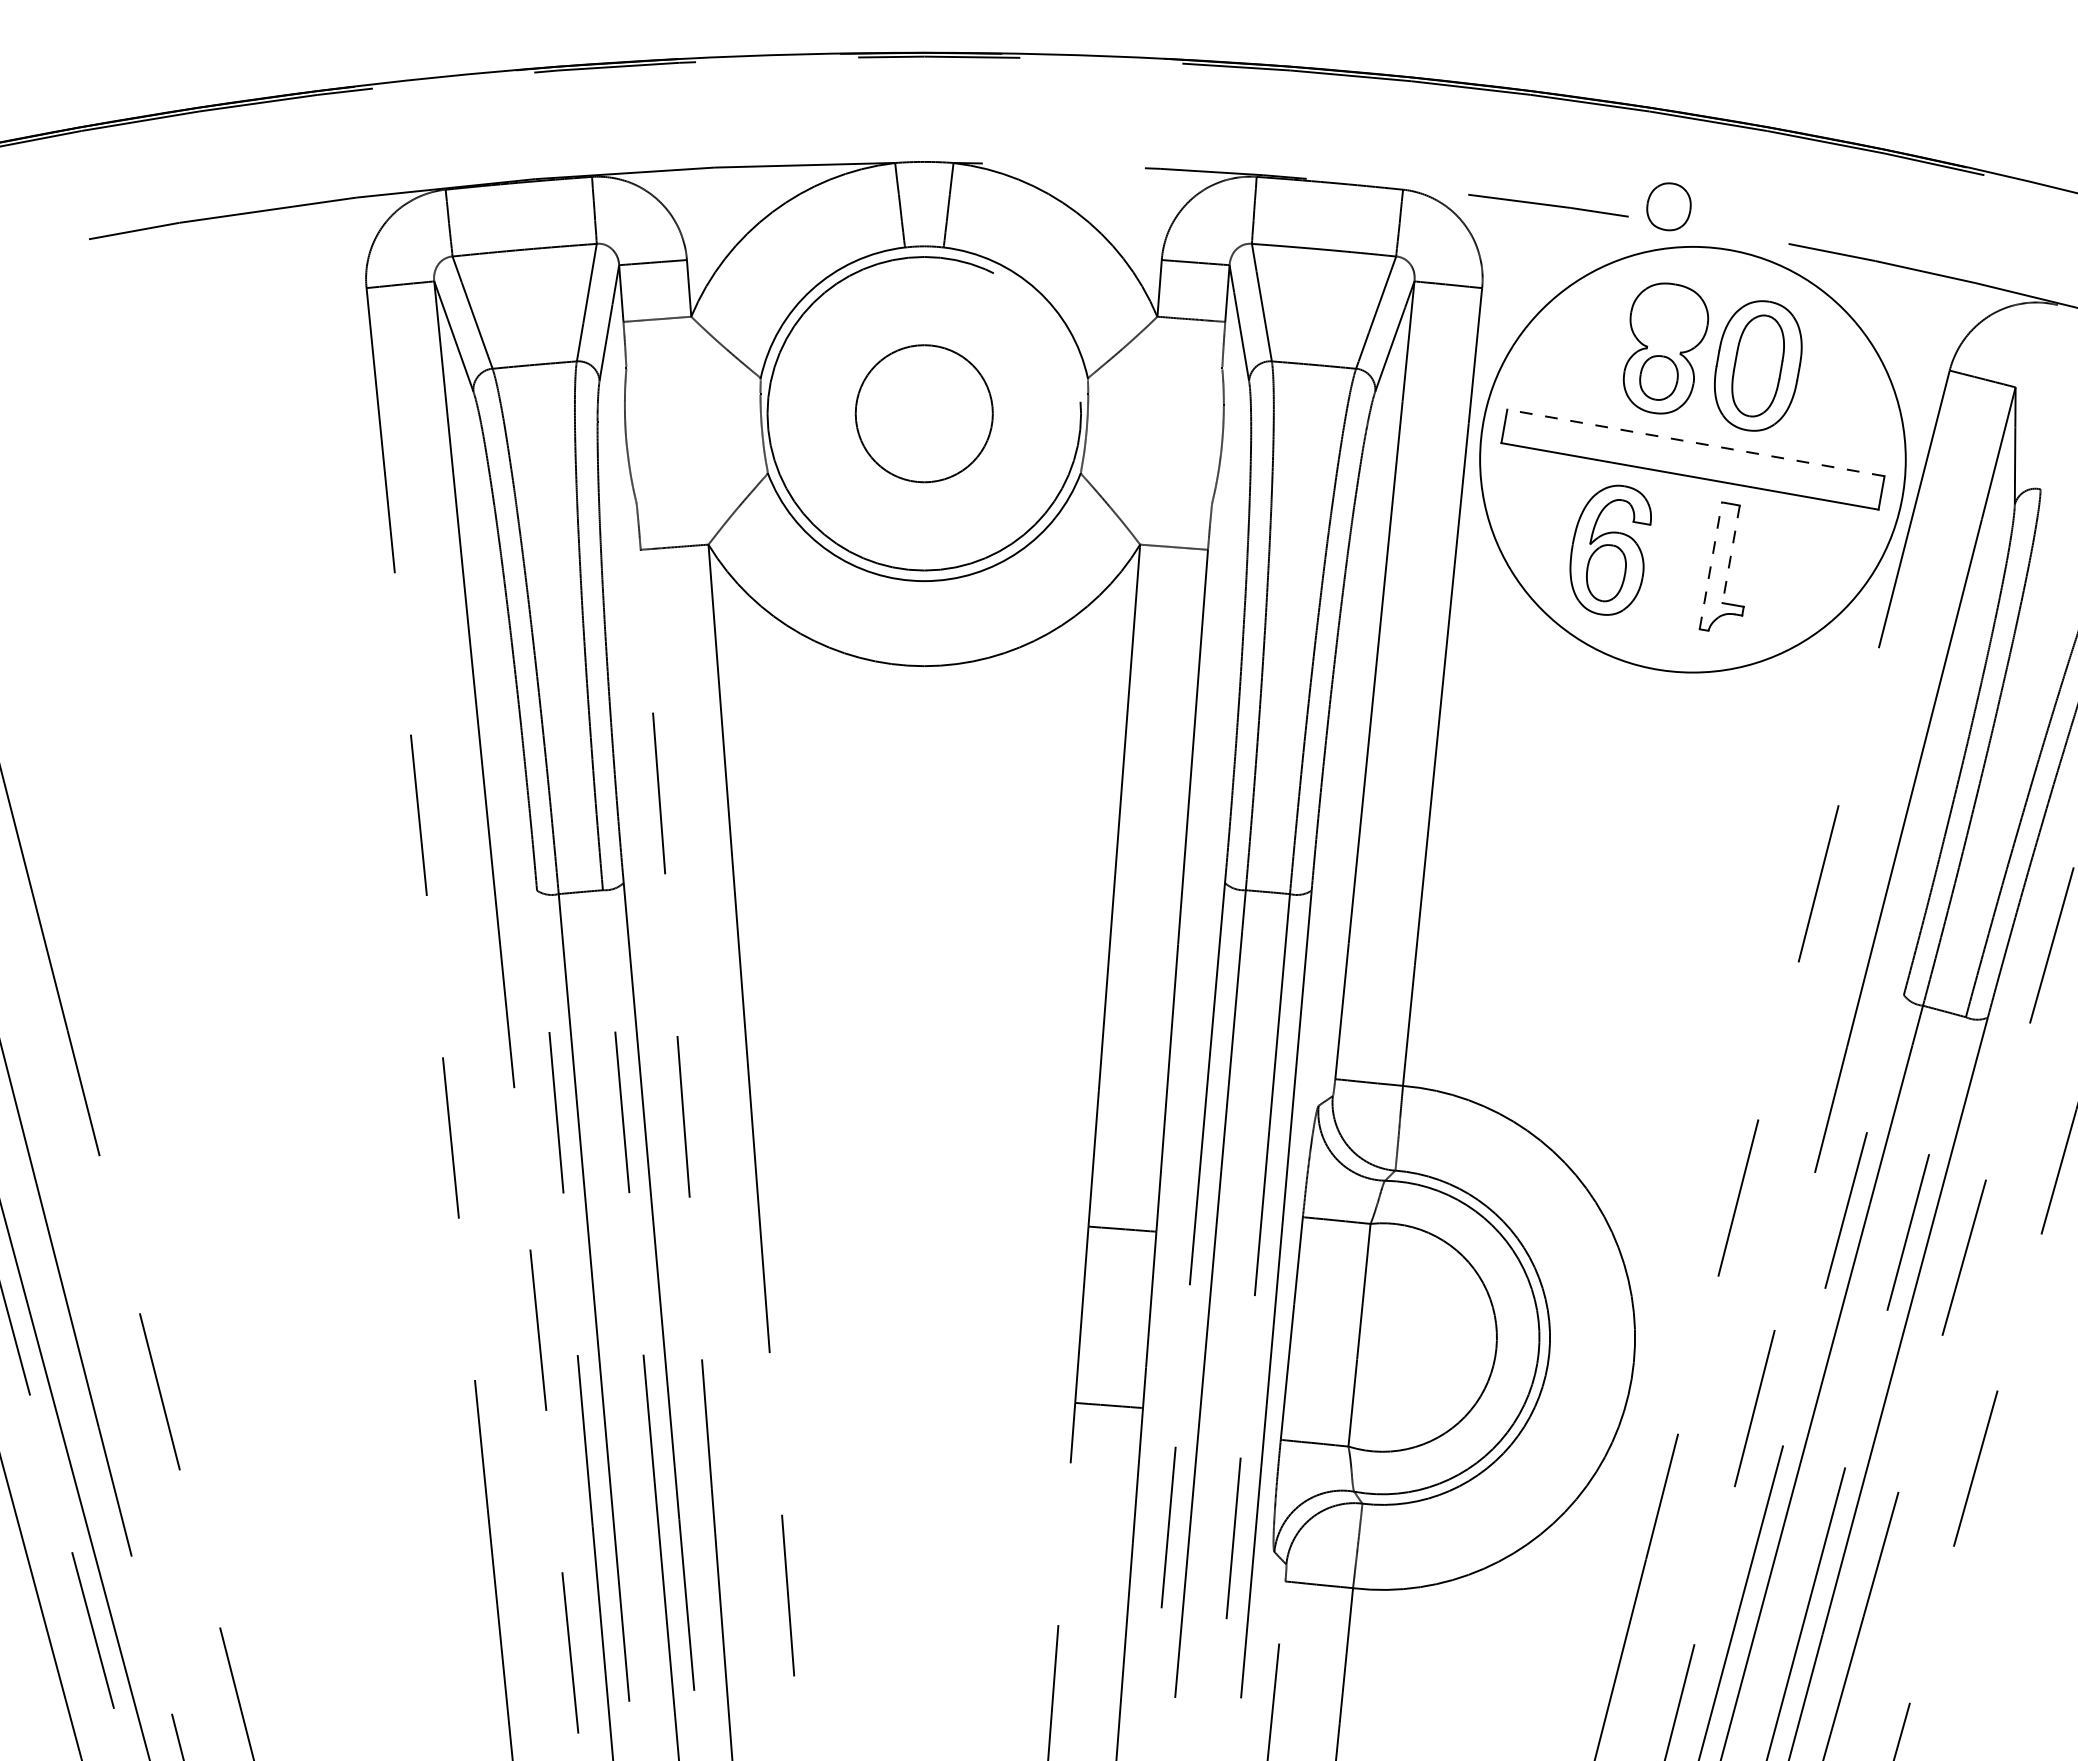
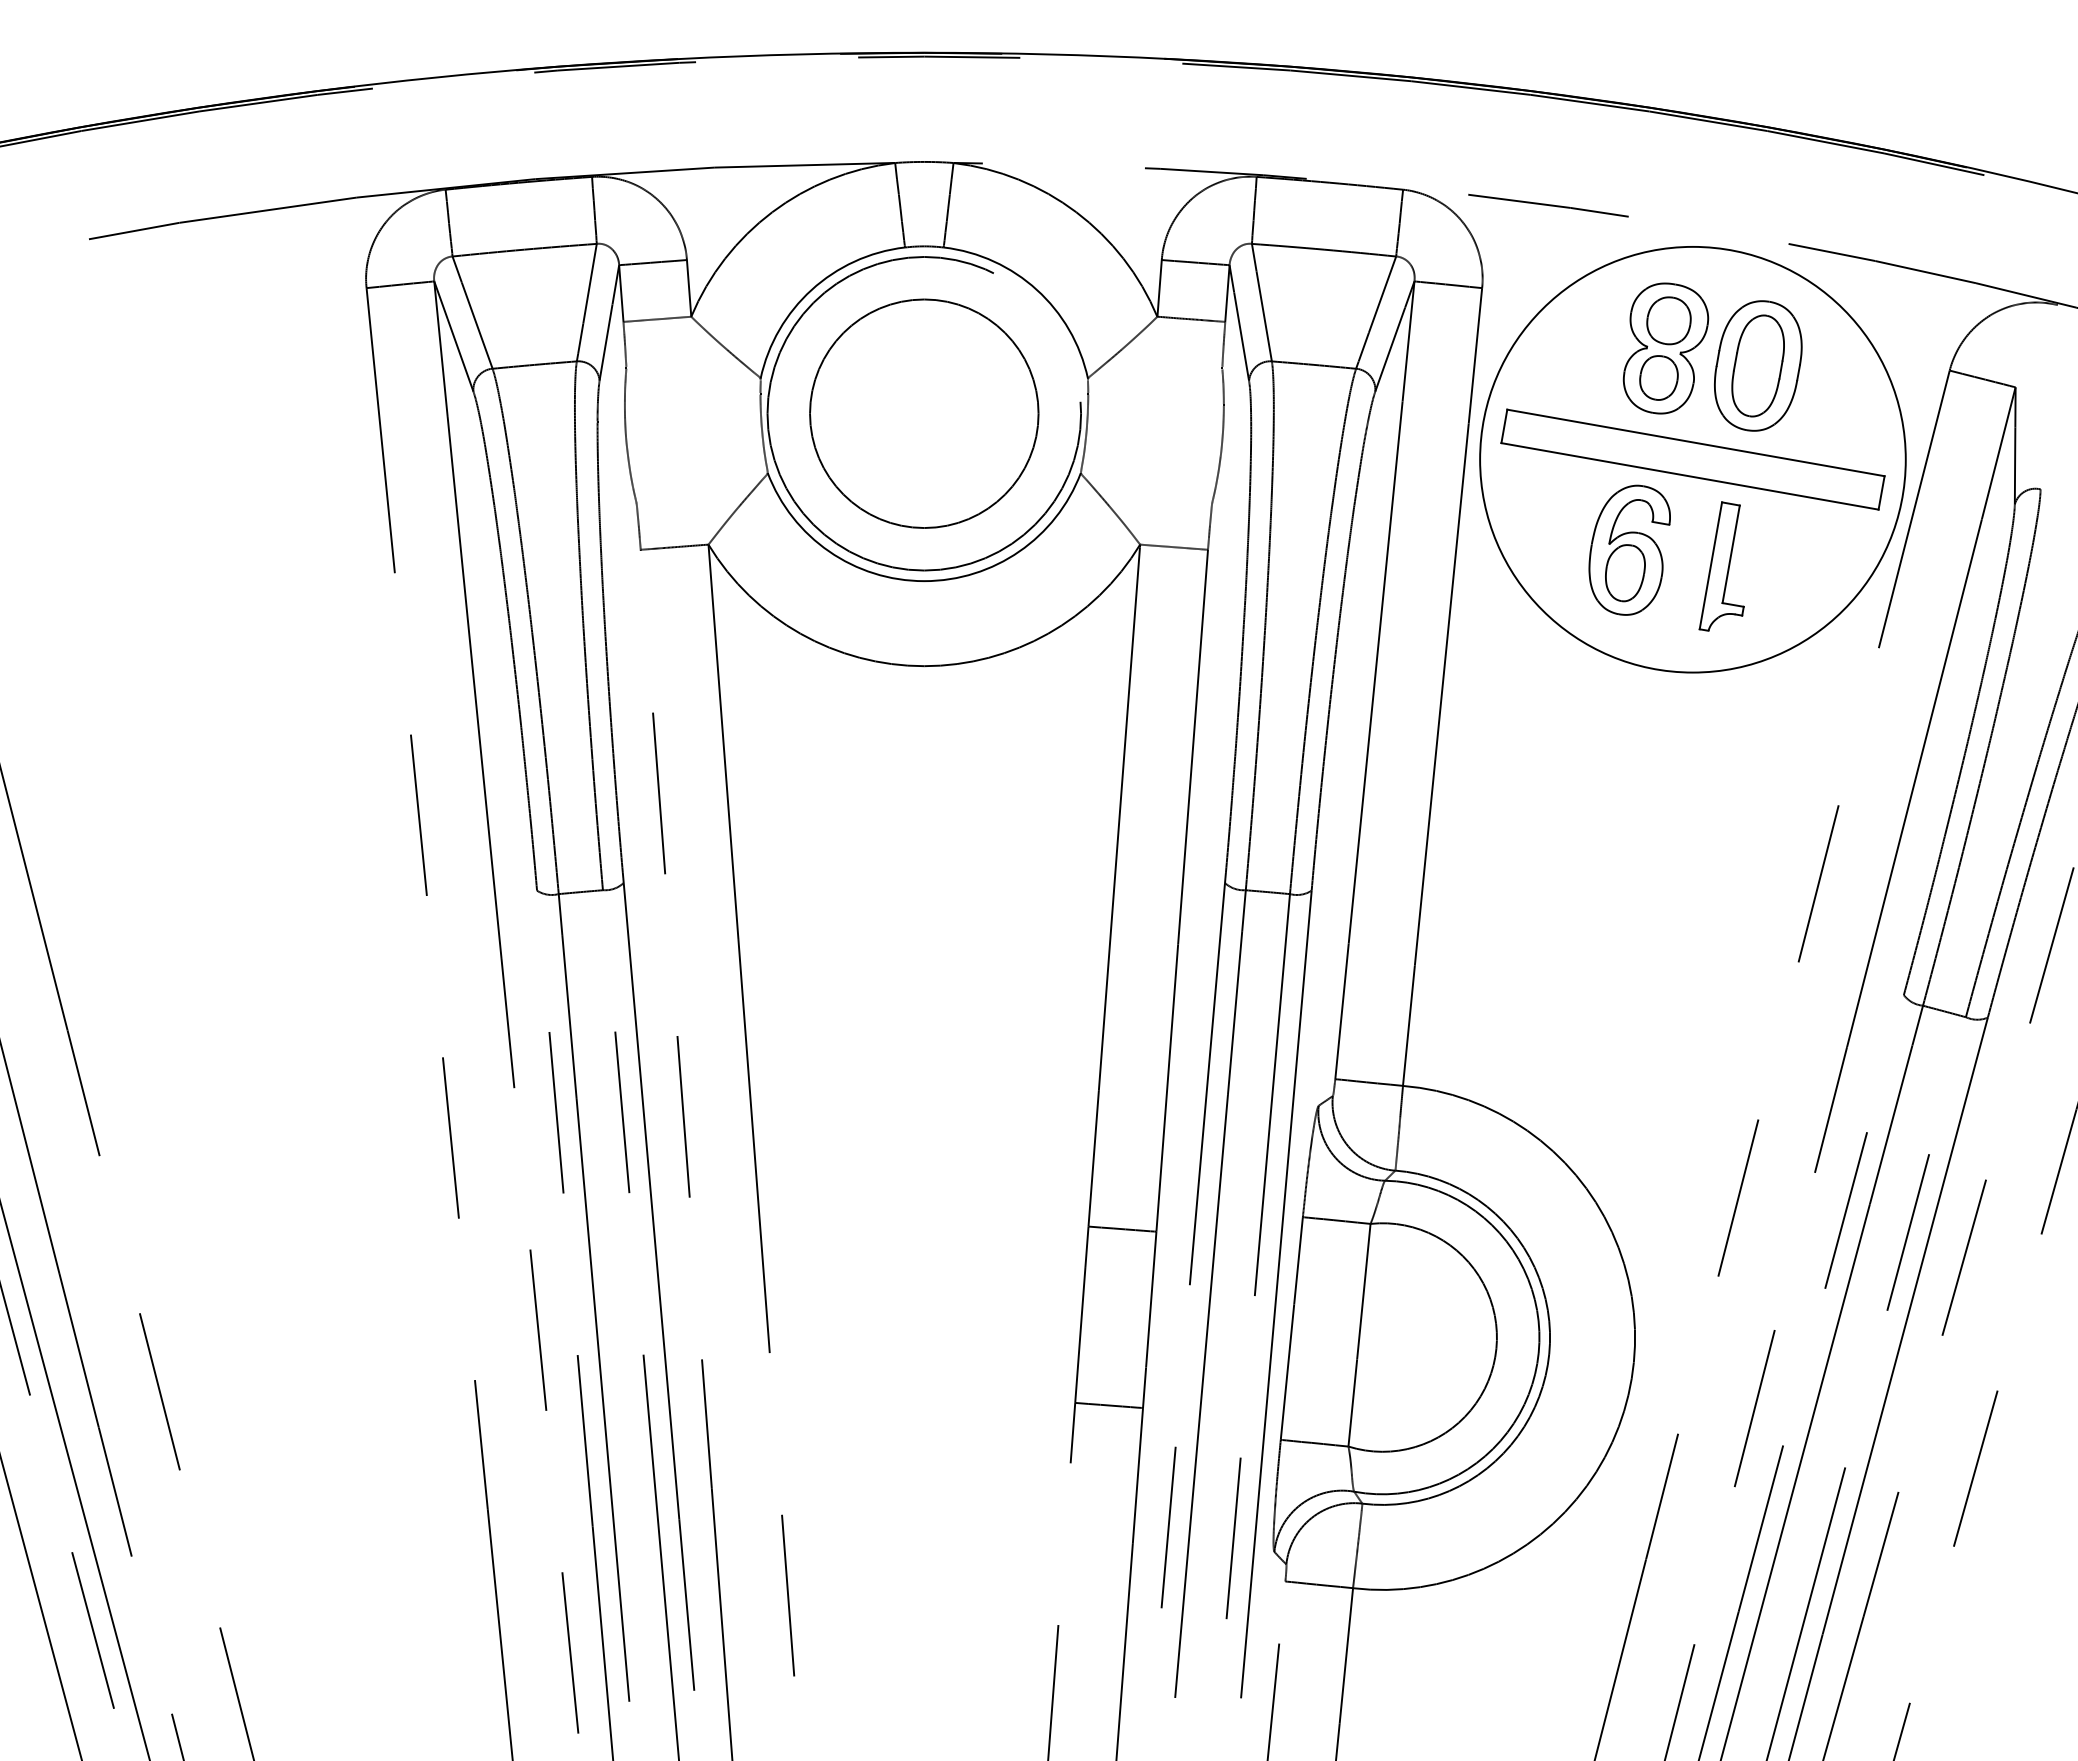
part position: (1668, 206) -> (1668, 320) (1668, 320)
circle diameter: 137 px -> 229 px (924, 413)
line: dashed -> solid (1695, 442)
part position: (1610, 549) -> (1629, 549) (1629, 549)
line: dashed -> solid (1731, 554)
line: dashed -> solid (1710, 565)
